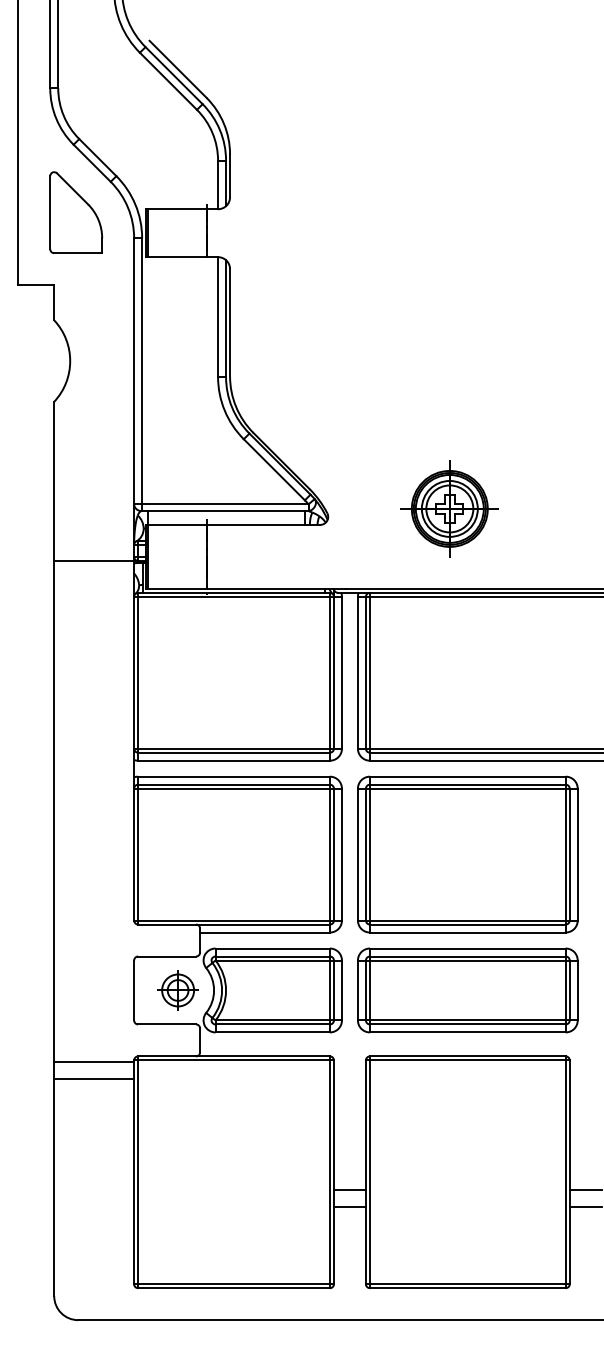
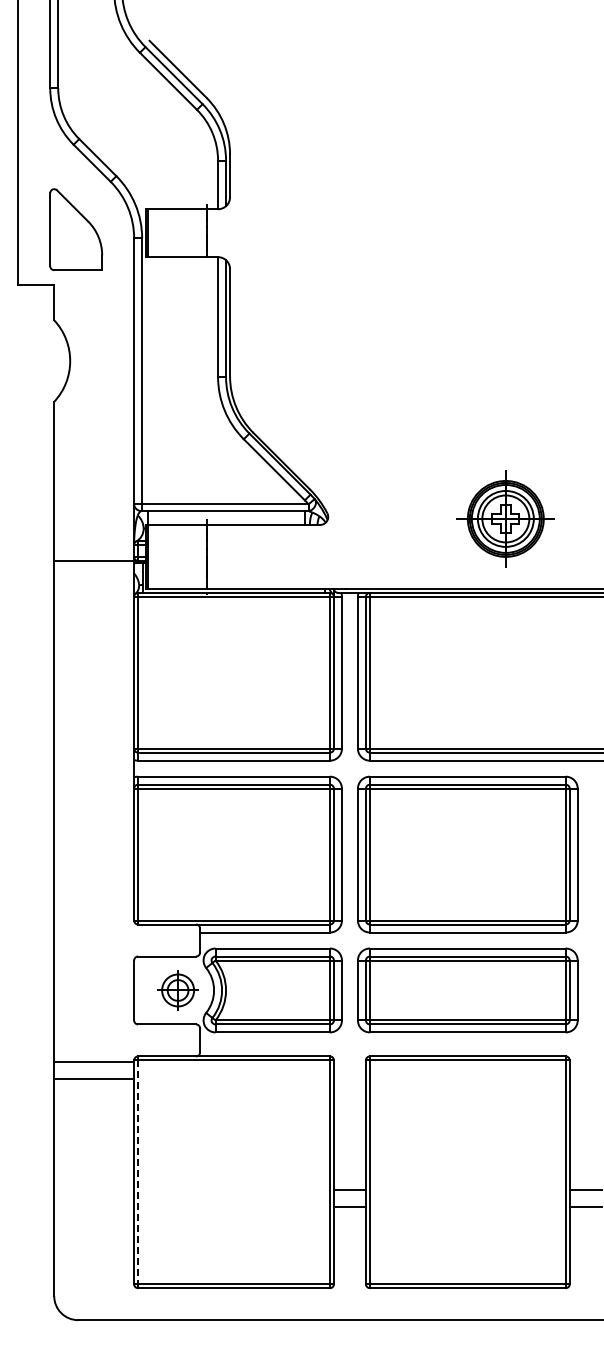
part position: (76, 212) -> (76, 229) (76, 229)
part position: (449, 508) -> (505, 518) (505, 518)
line: solid -> dashed (138, 1172)
